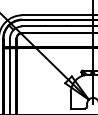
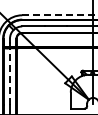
line: solid -> dashed (59, 15)
line: solid -> dashed (10, 76)
